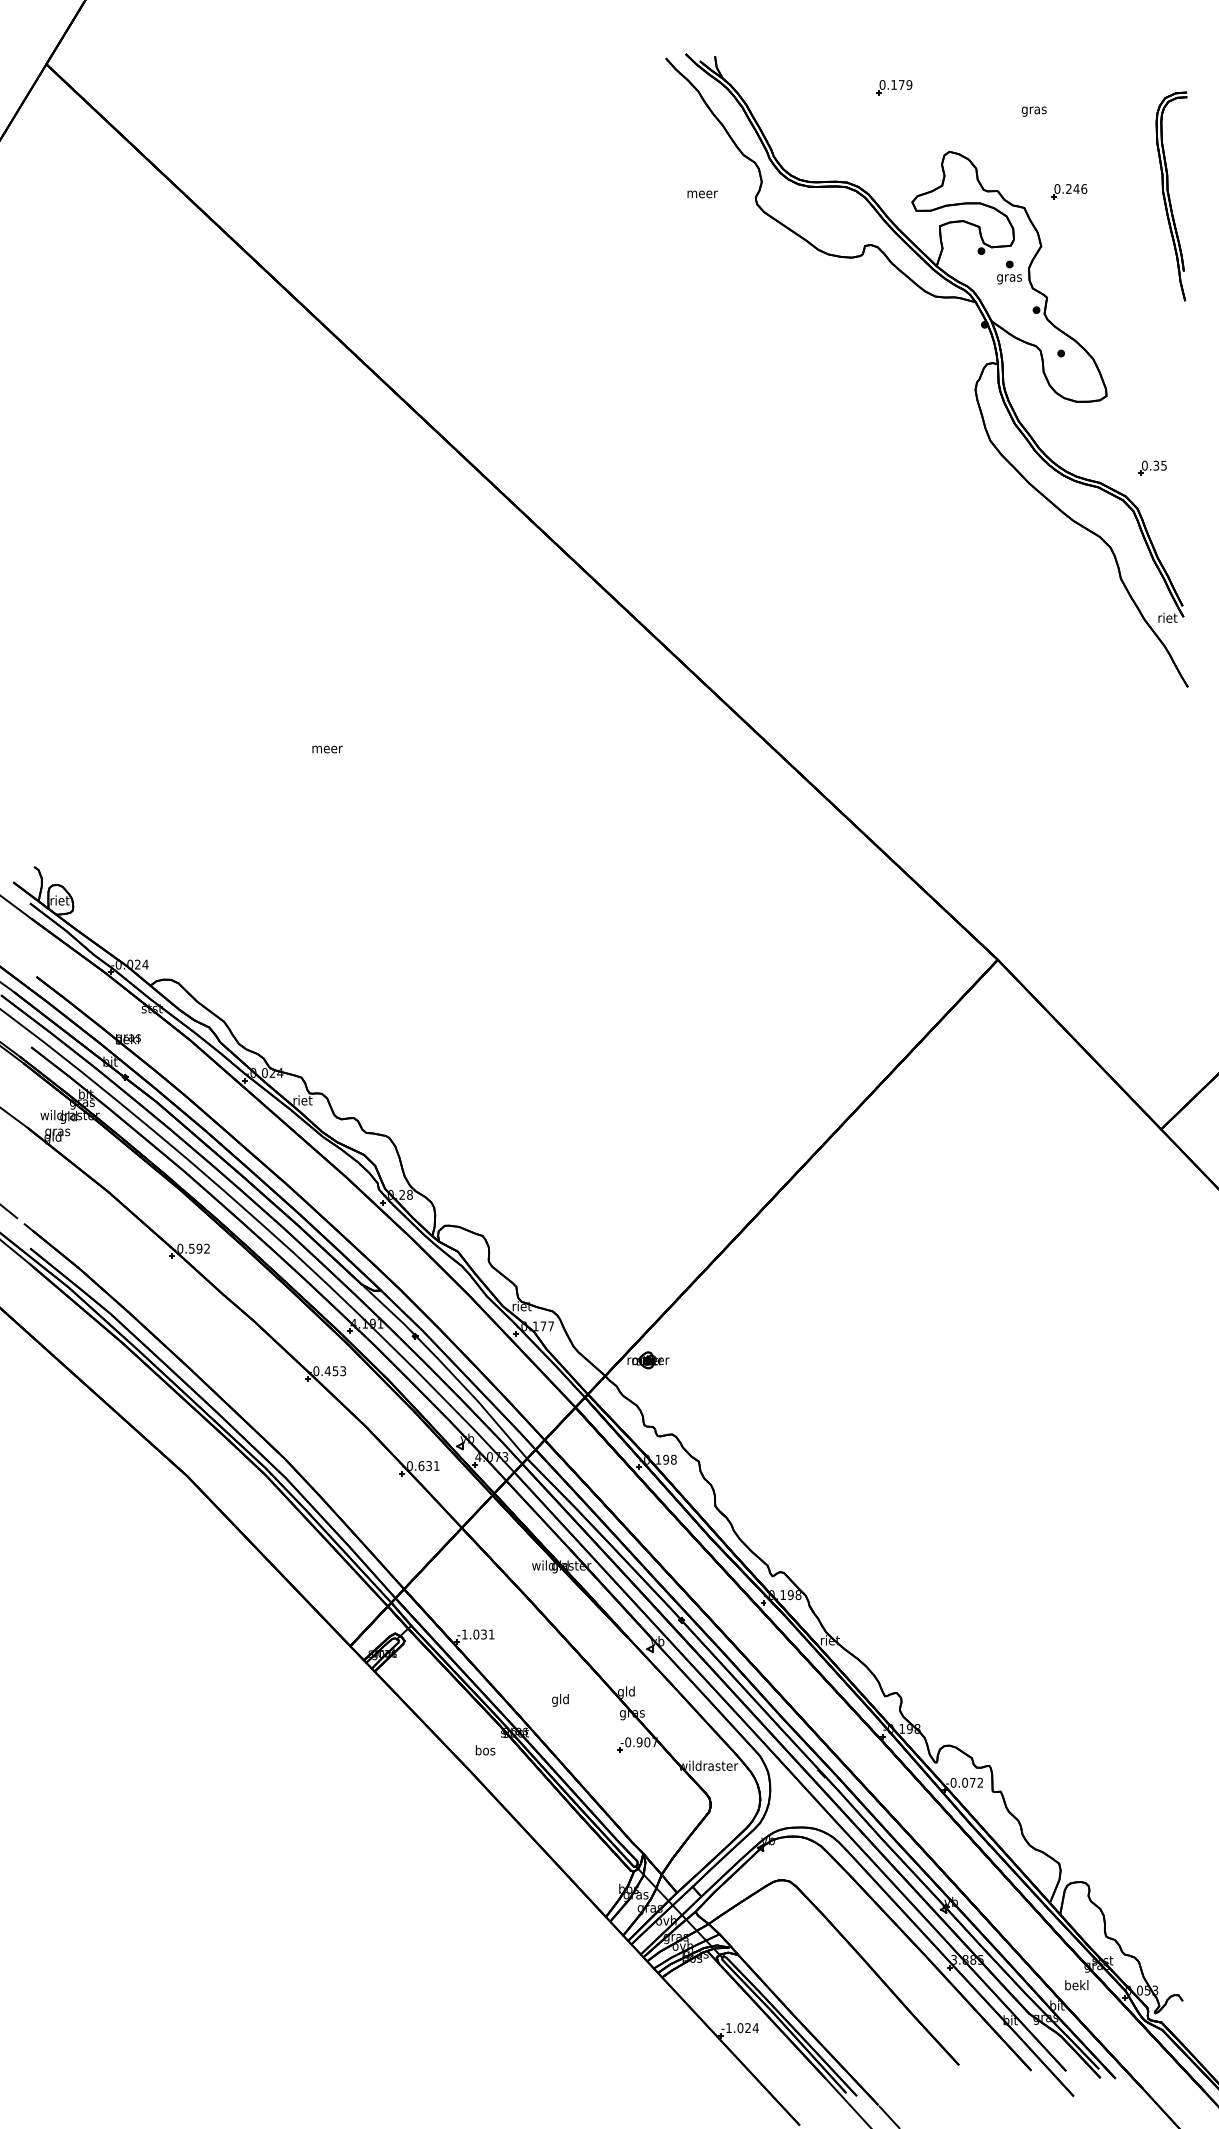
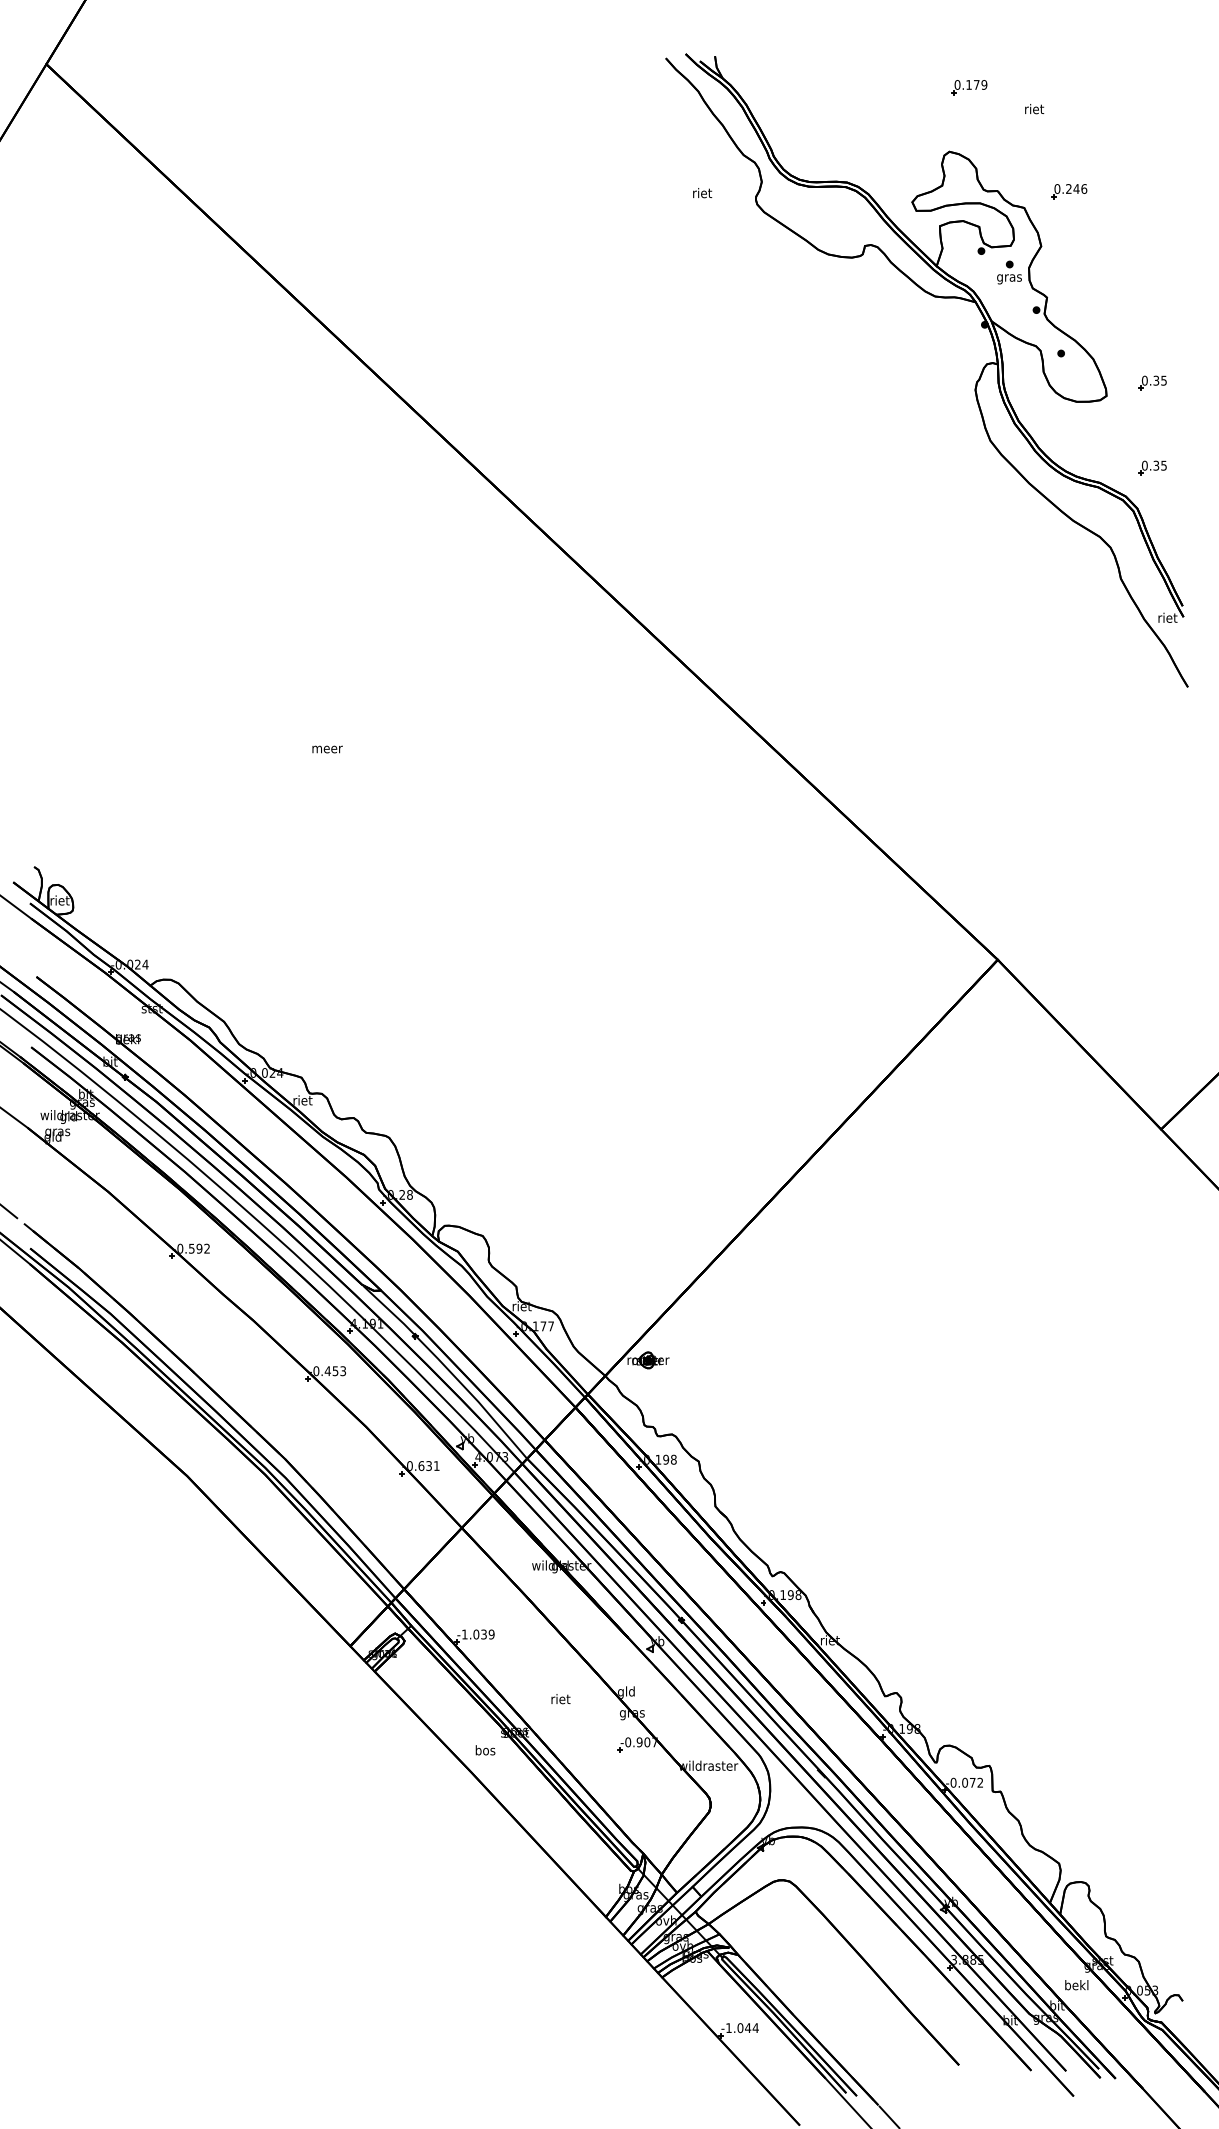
part position: (894, 87) -> (969, 87) (969, 87)
text: gras -> riet (1033, 110)
text: meer -> riet (702, 193)
part: present -> none (1171, 196)
part: none -> present (1152, 382)
text: -1.031 -> -1.039 (491, 1634)
text: gld -> riet (560, 1700)
text: -1.024 -> -1.044 (748, 2027)
